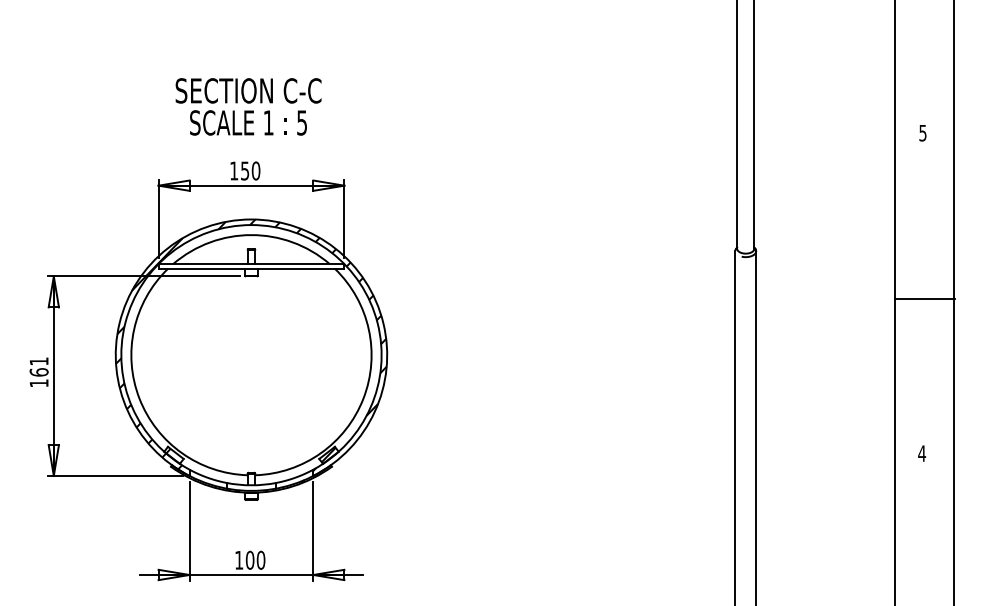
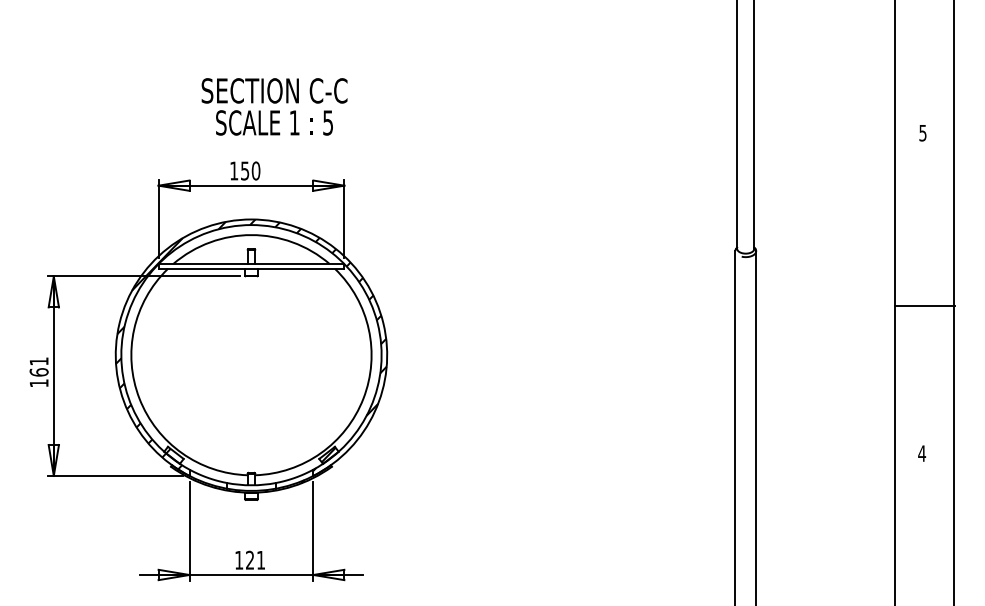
text position: (248, 106) -> (274, 106) (274, 106)
line position: (925, 298) -> (925, 305) (925, 305)
text: 100 -> 121 (255, 559)
